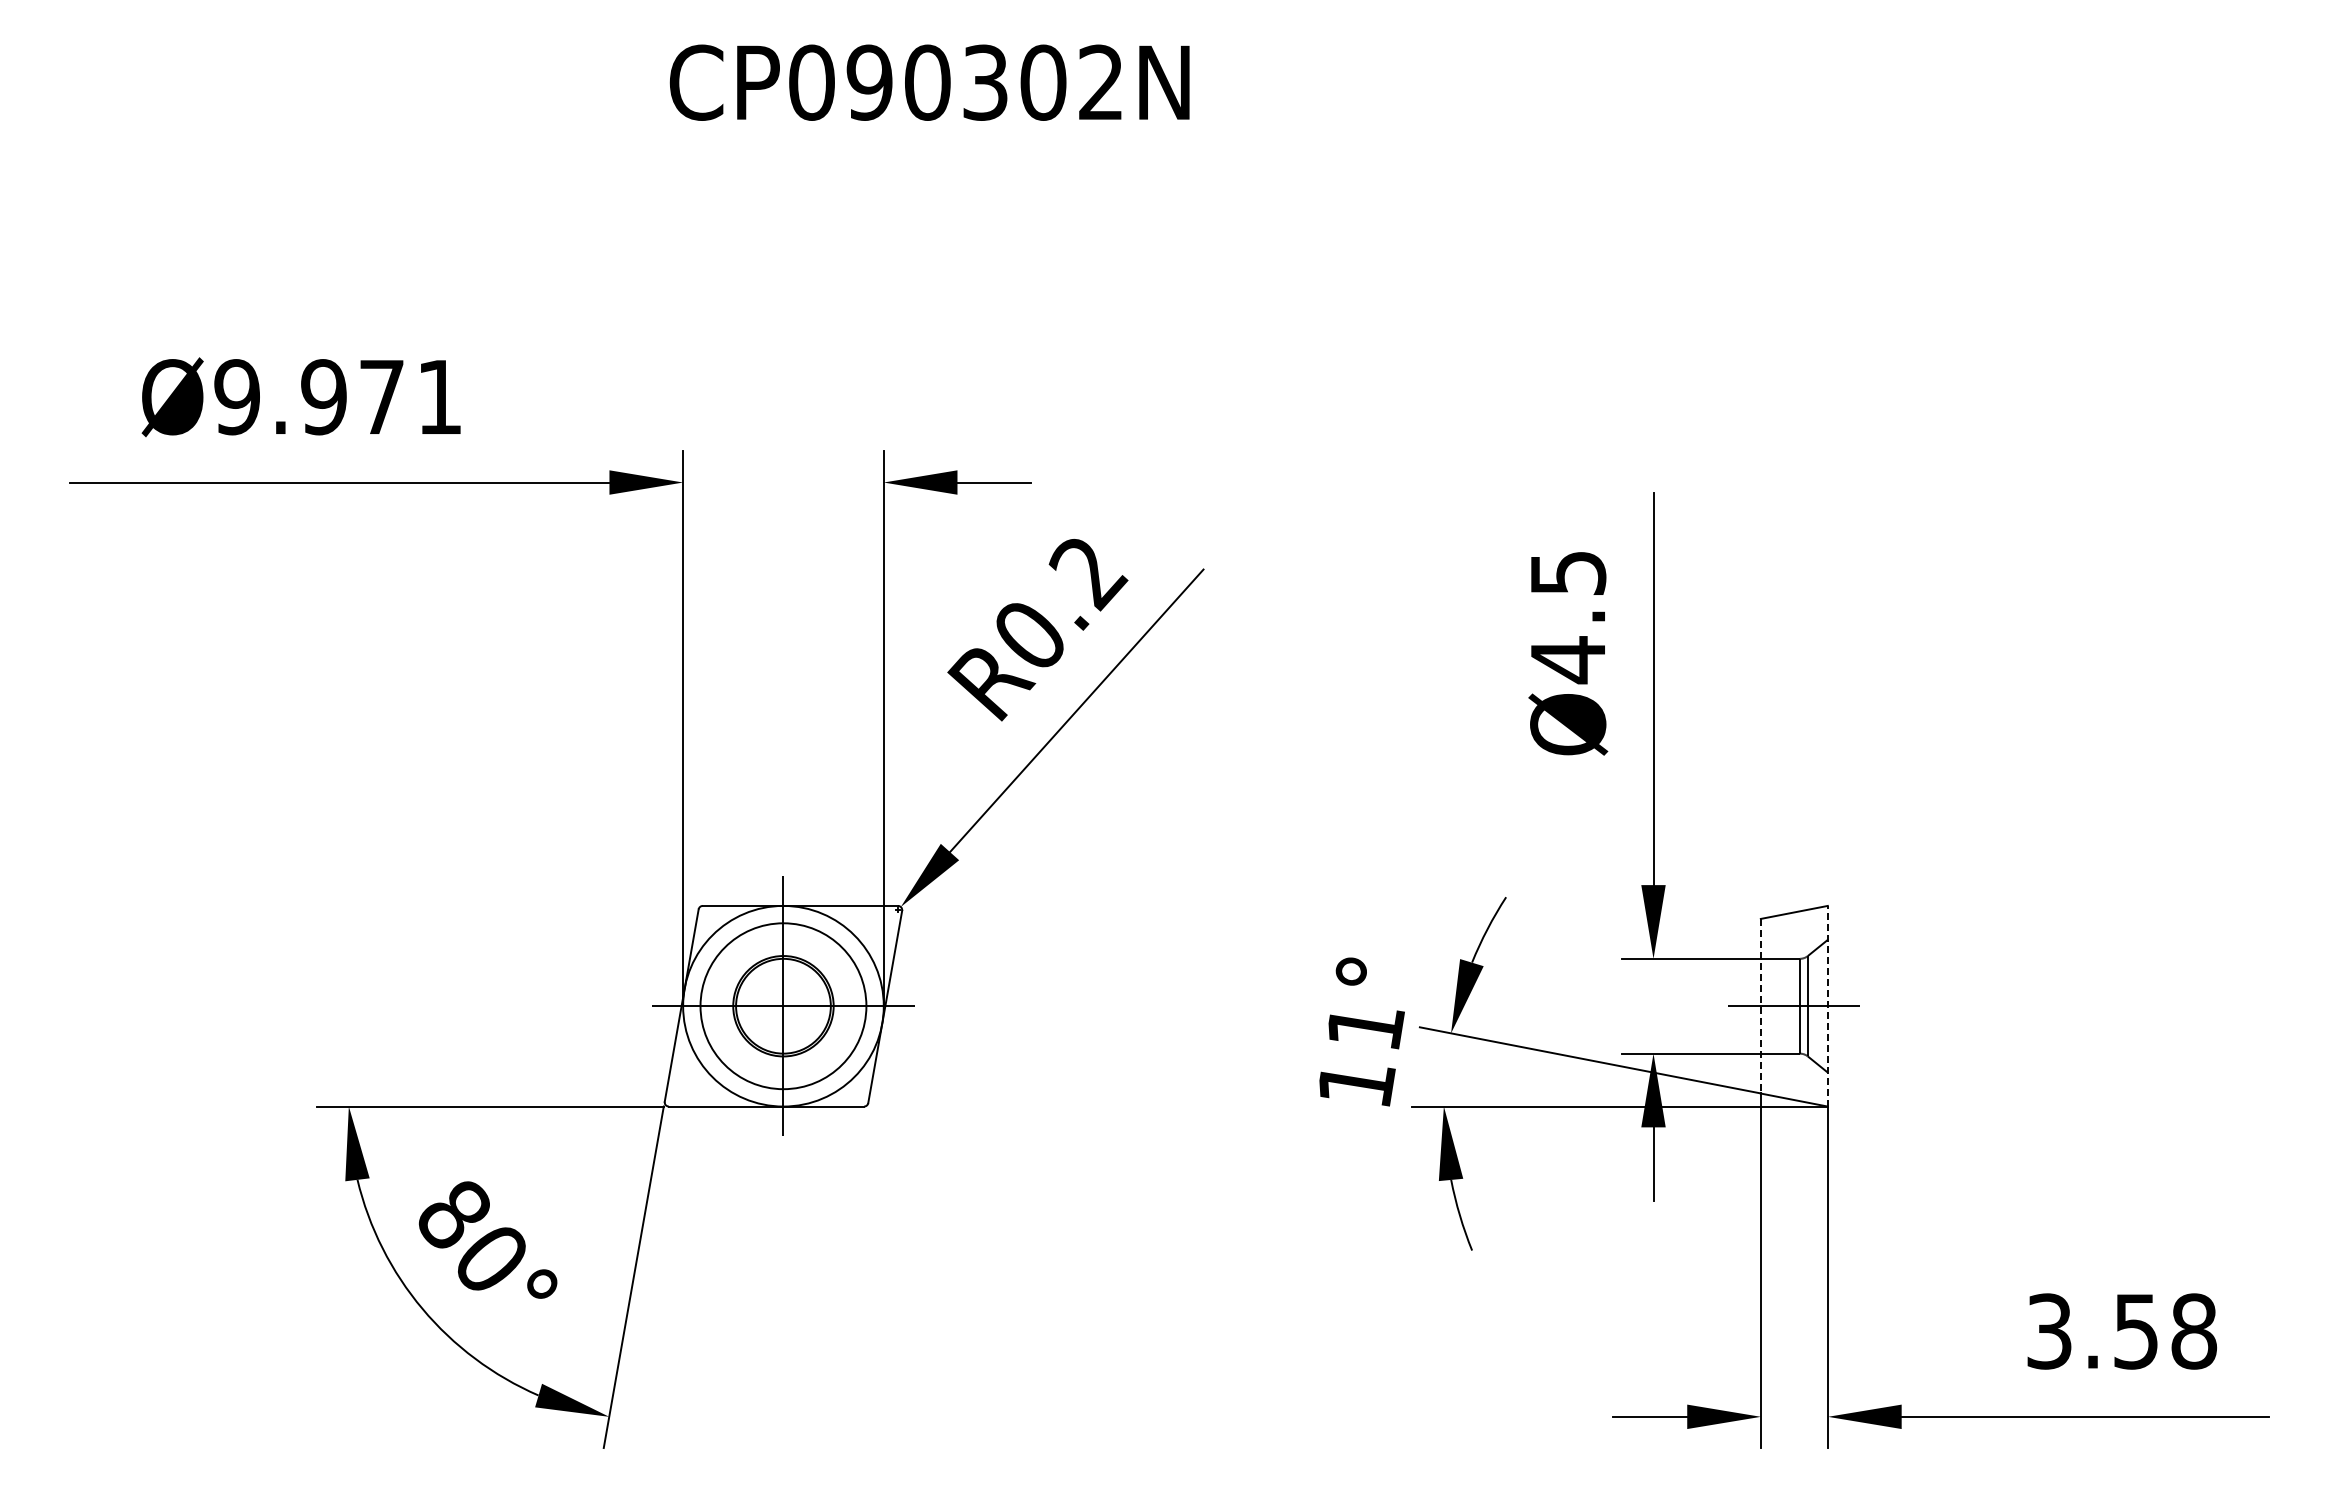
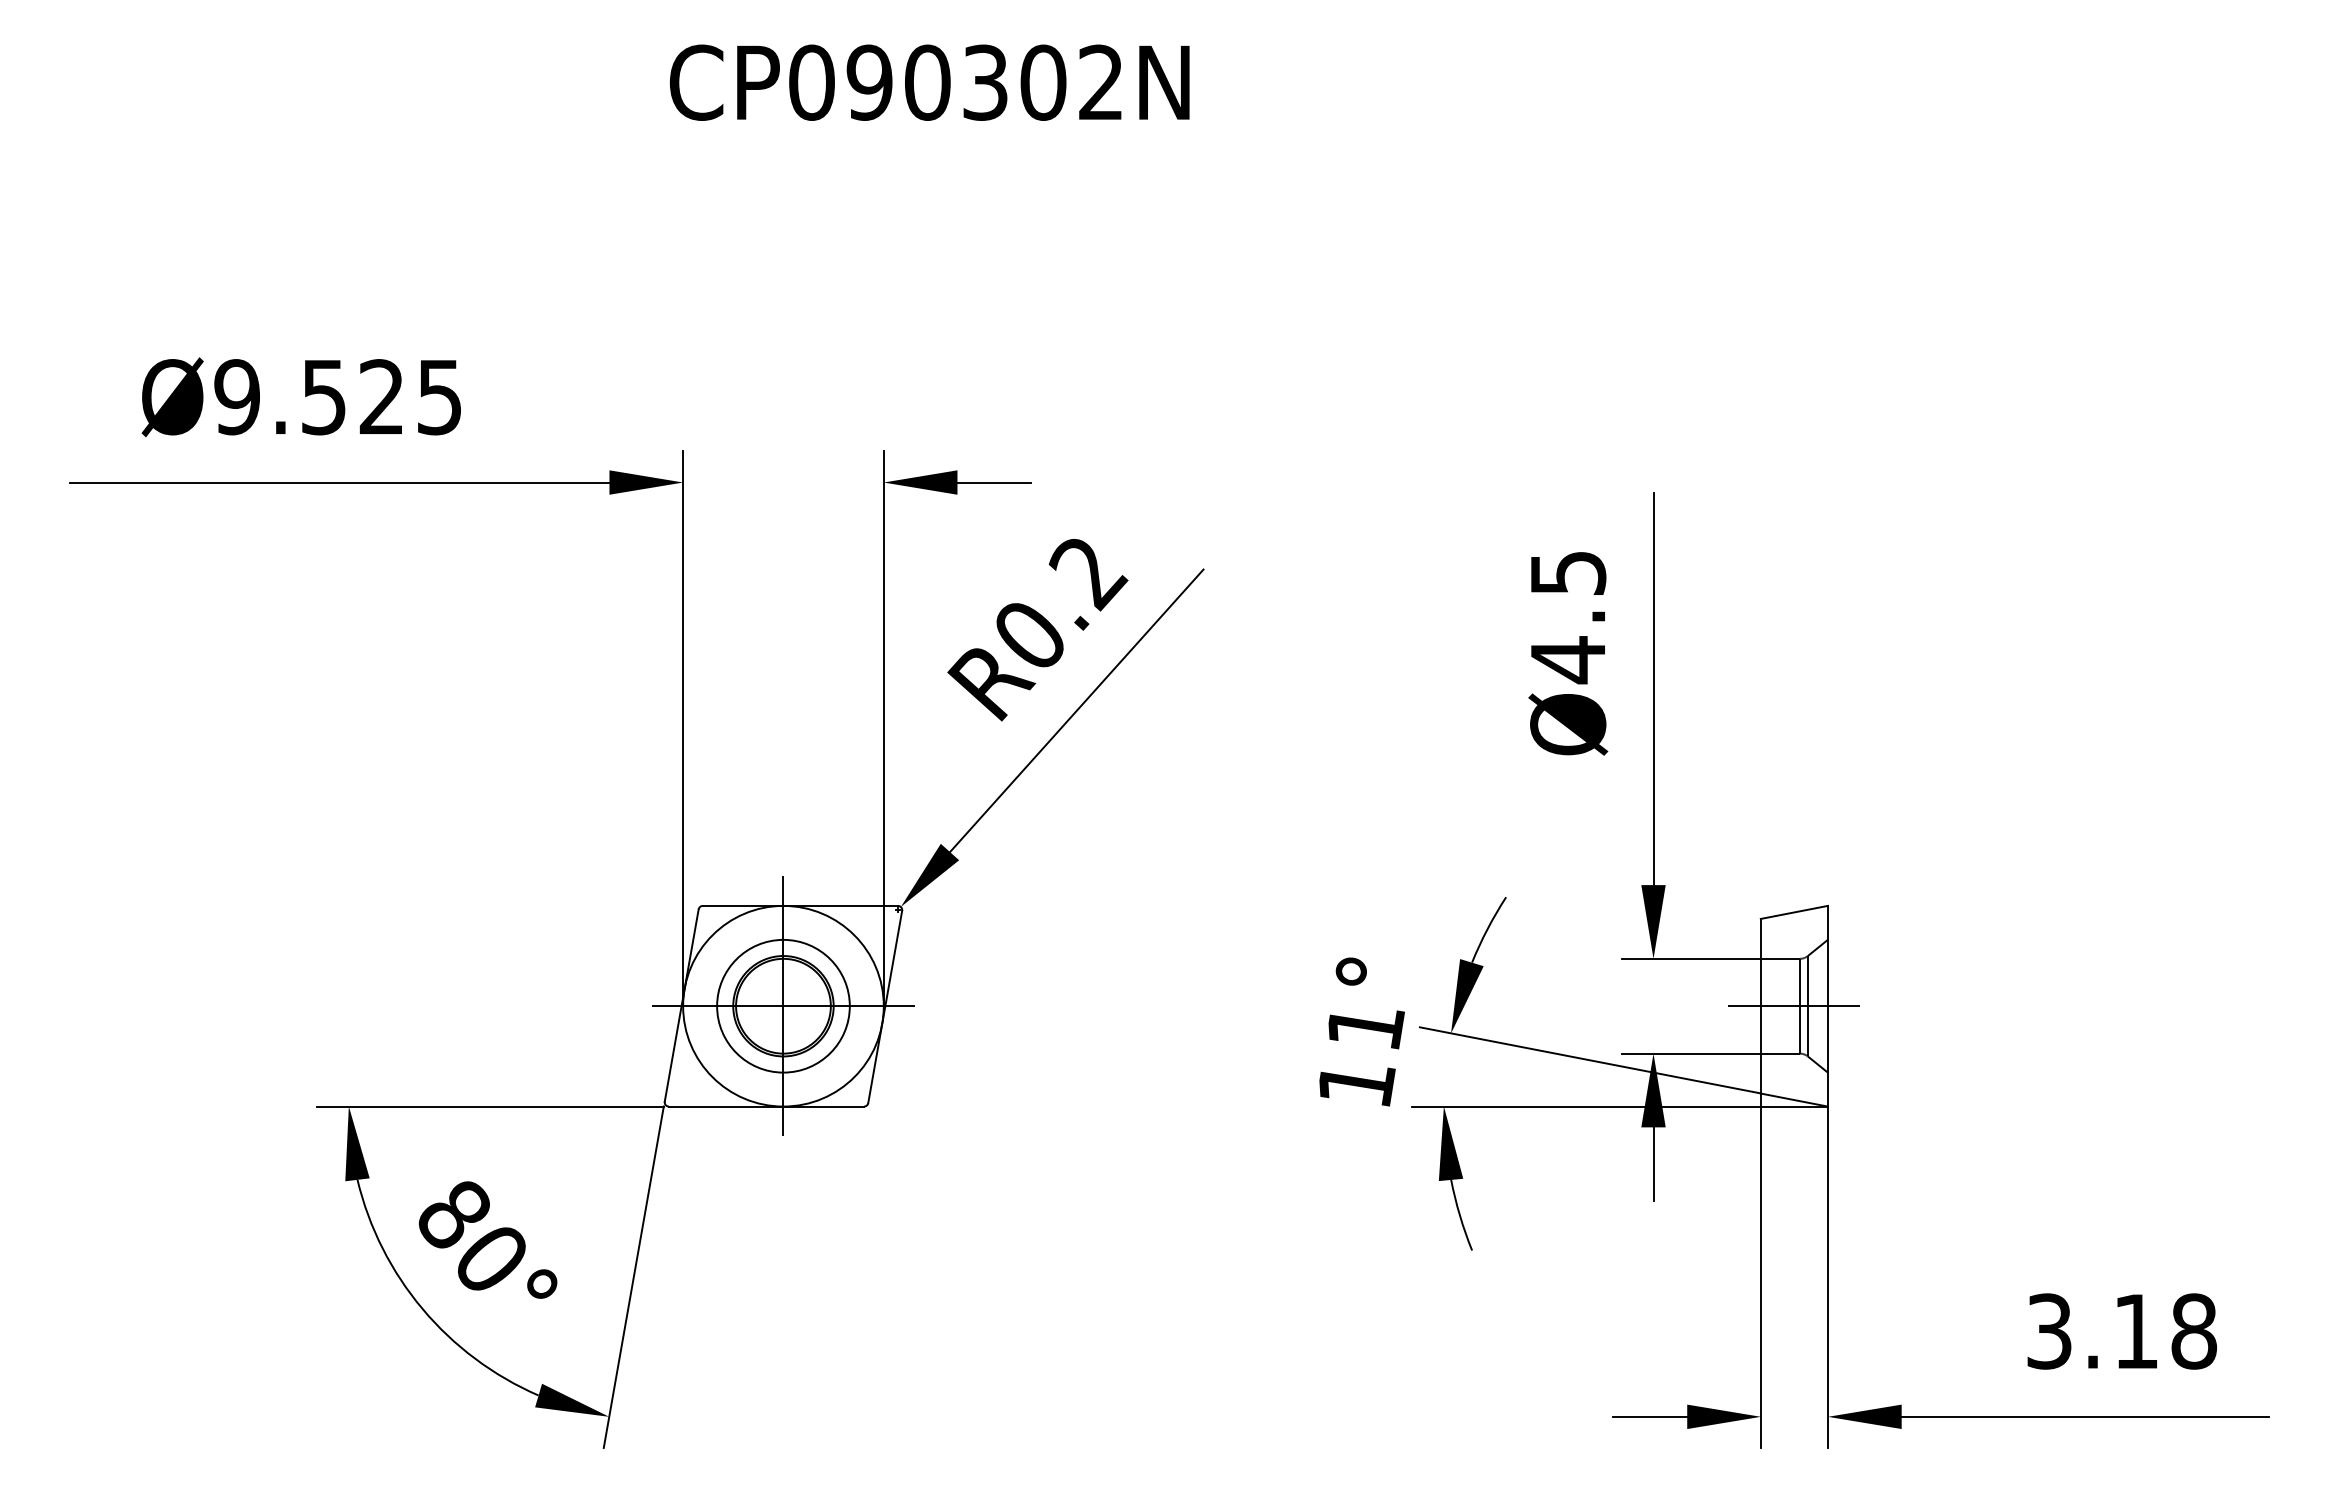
text: Ø9.971 -> Ø9.525 (380, 397)
line: dashed -> solid (1827, 1005)
circle diameter: 166 px -> 133 px (783, 1005)
line: dashed -> solid (1760, 1006)
text: 3.58 -> 3.18 (2135, 1331)
